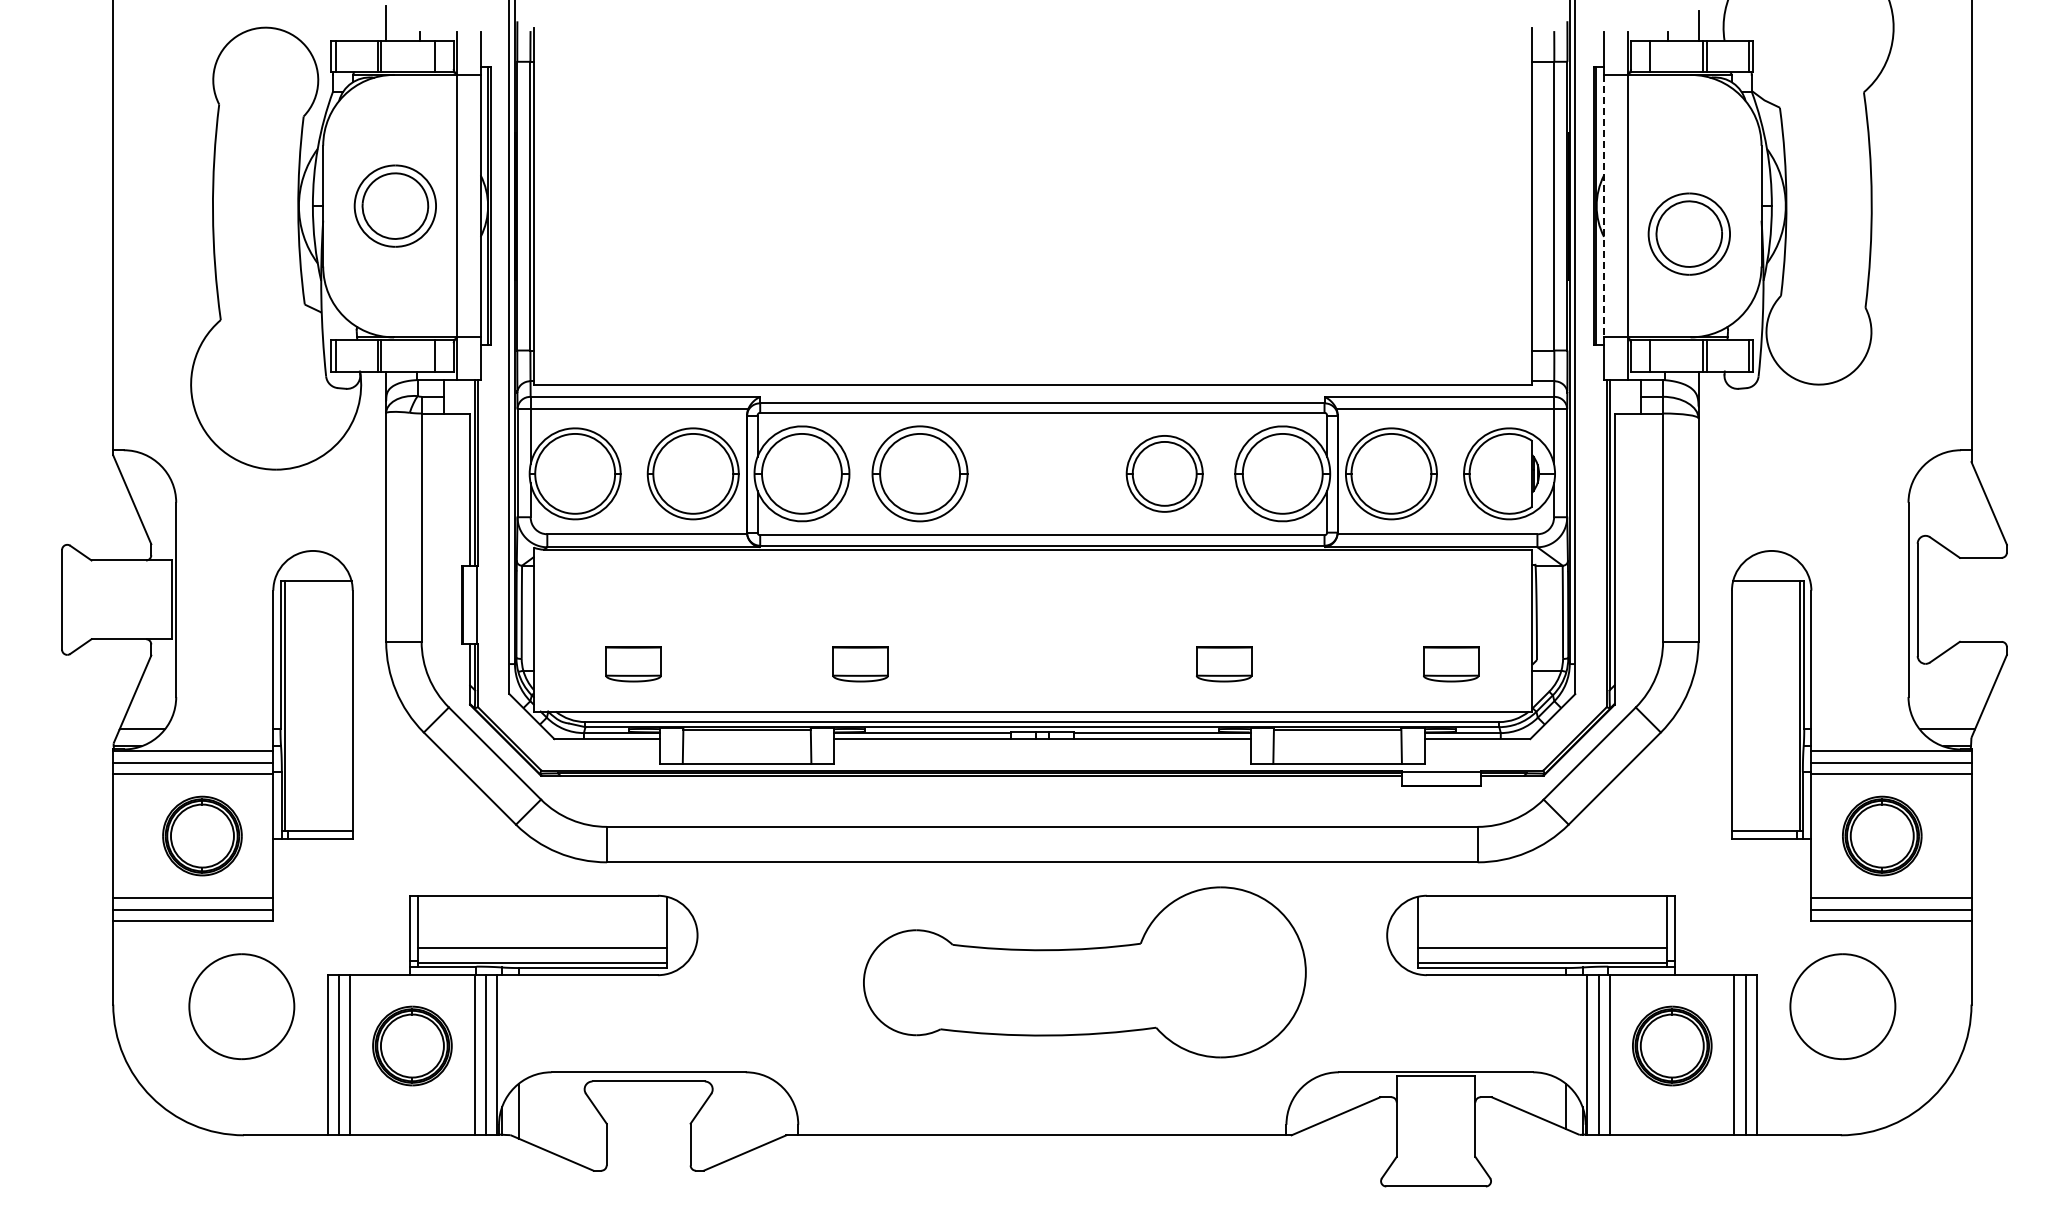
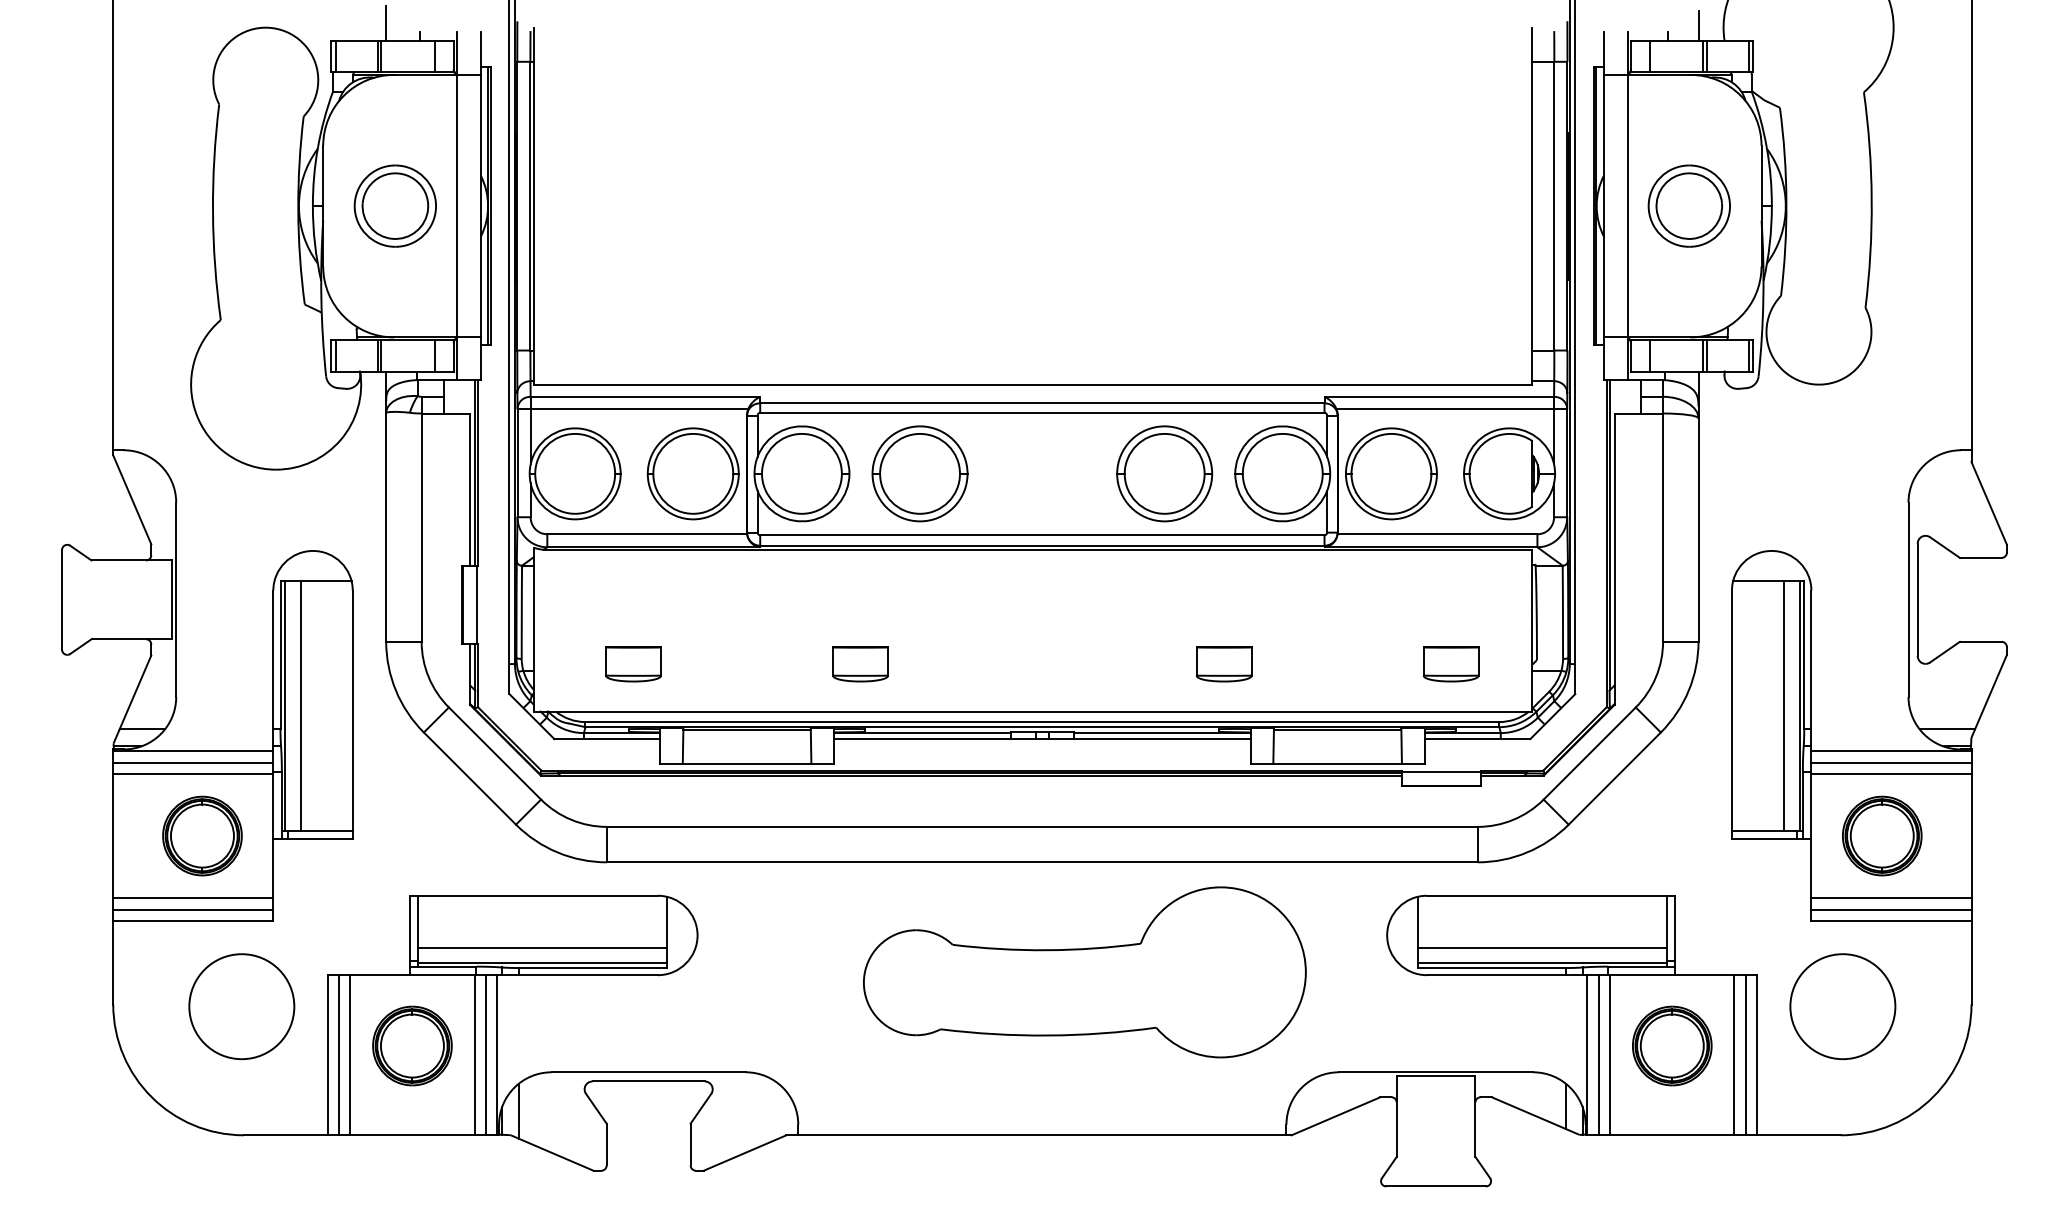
line: dashed -> solid (1604, 206)
part position: (1688, 233) -> (1688, 205) (1688, 205)
part size: 79x78 px -> 98x98 px (1164, 473)
line: none -> present (300, 705)
line: none -> present (1783, 705)
